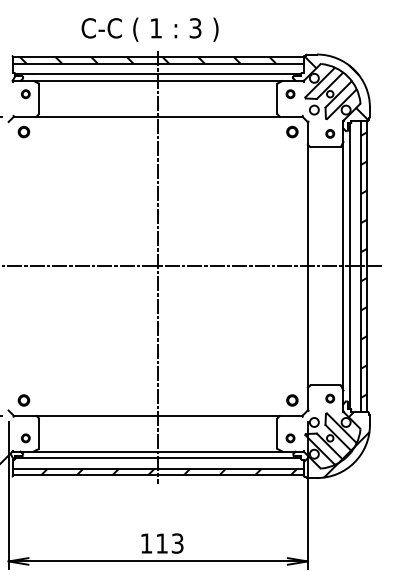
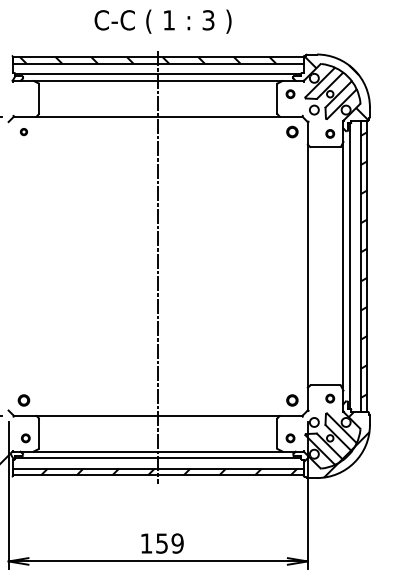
text position: (149, 29) -> (162, 21) (162, 21)
part: present -> none (25, 94)
part size: 14x14 px -> 8x9 px (23, 132)
line: present -> none (192, 266)
text: 113 -> 159 (169, 543)
